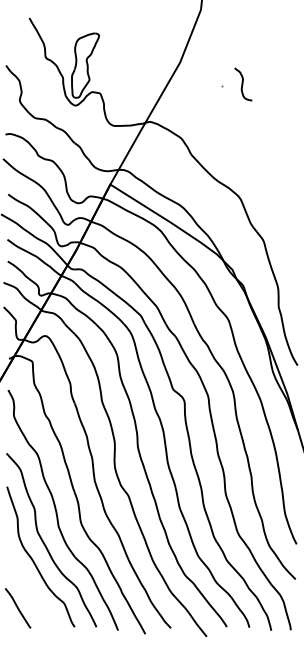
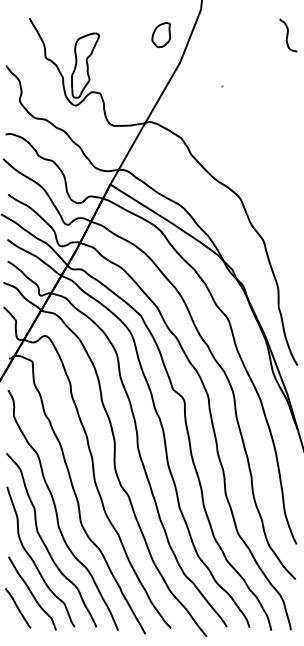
part: none -> present (160, 35)
curve position: (243, 84) -> (288, 35) (288, 35)
curve: none -> present (32, 593)
